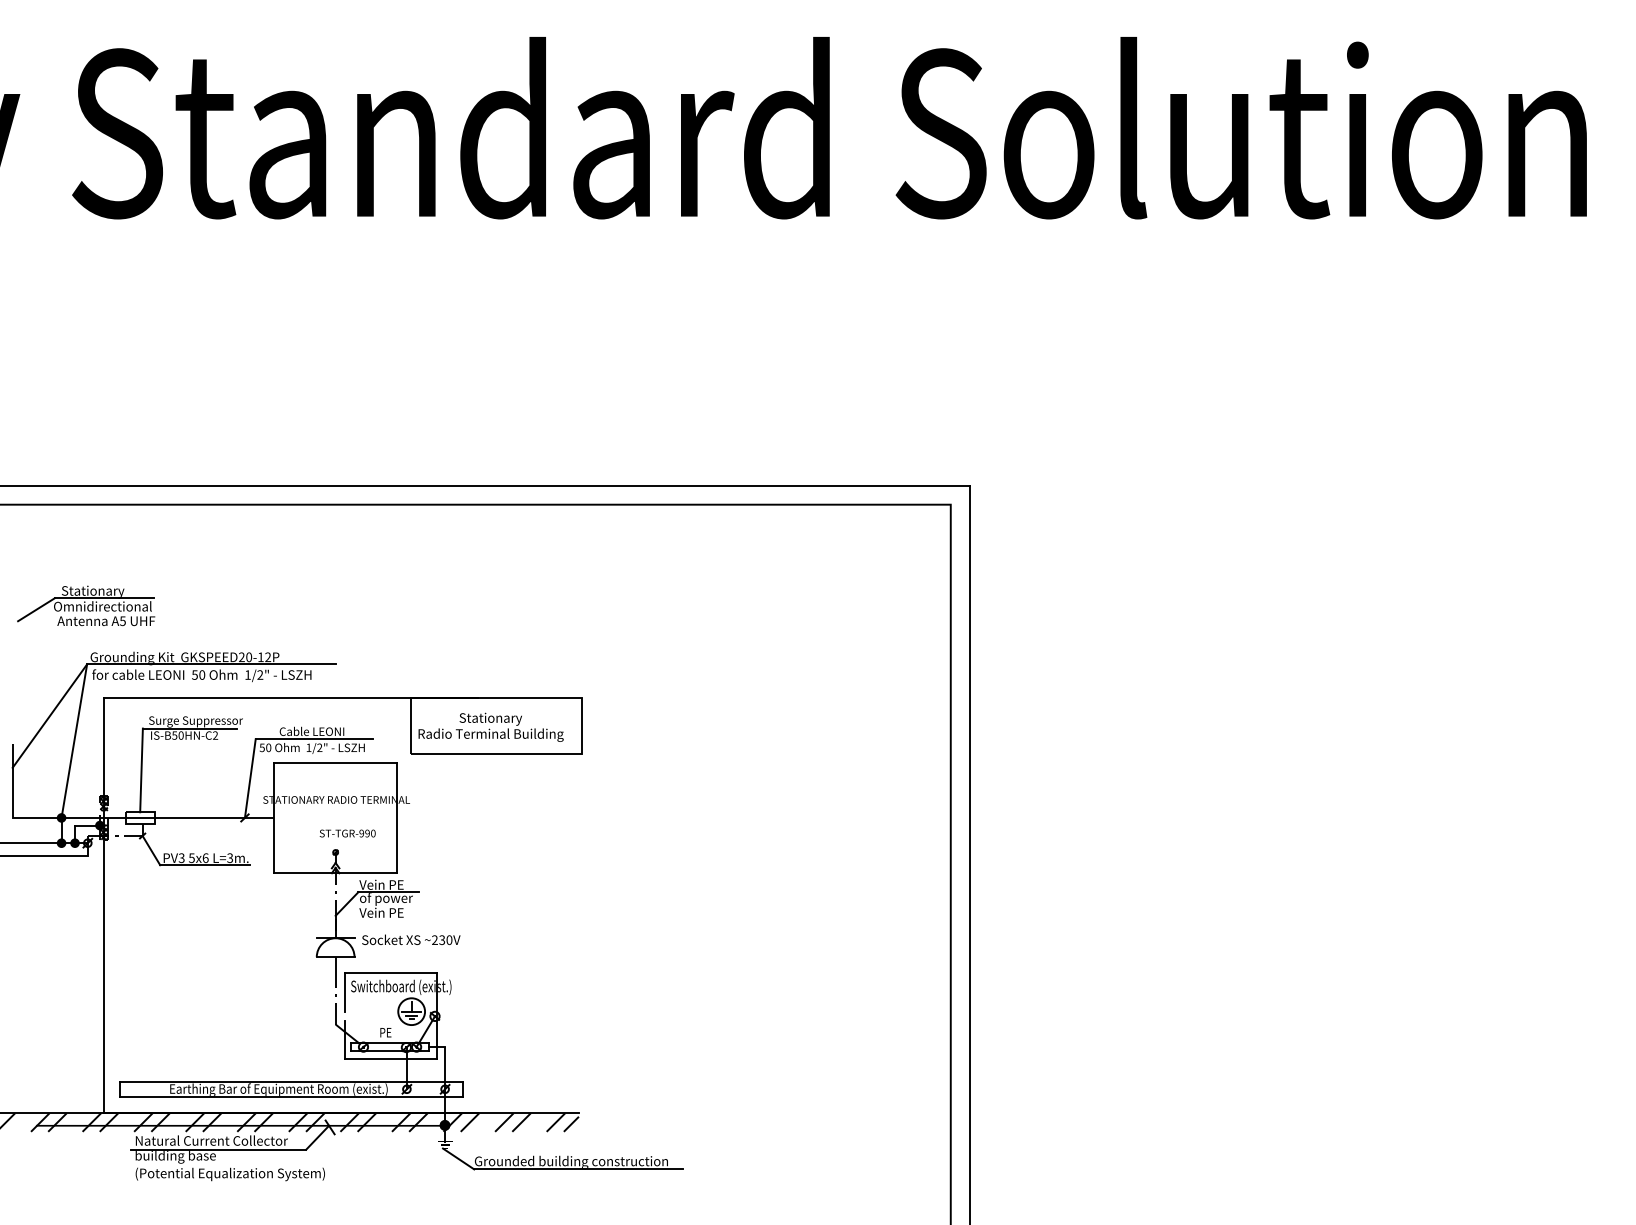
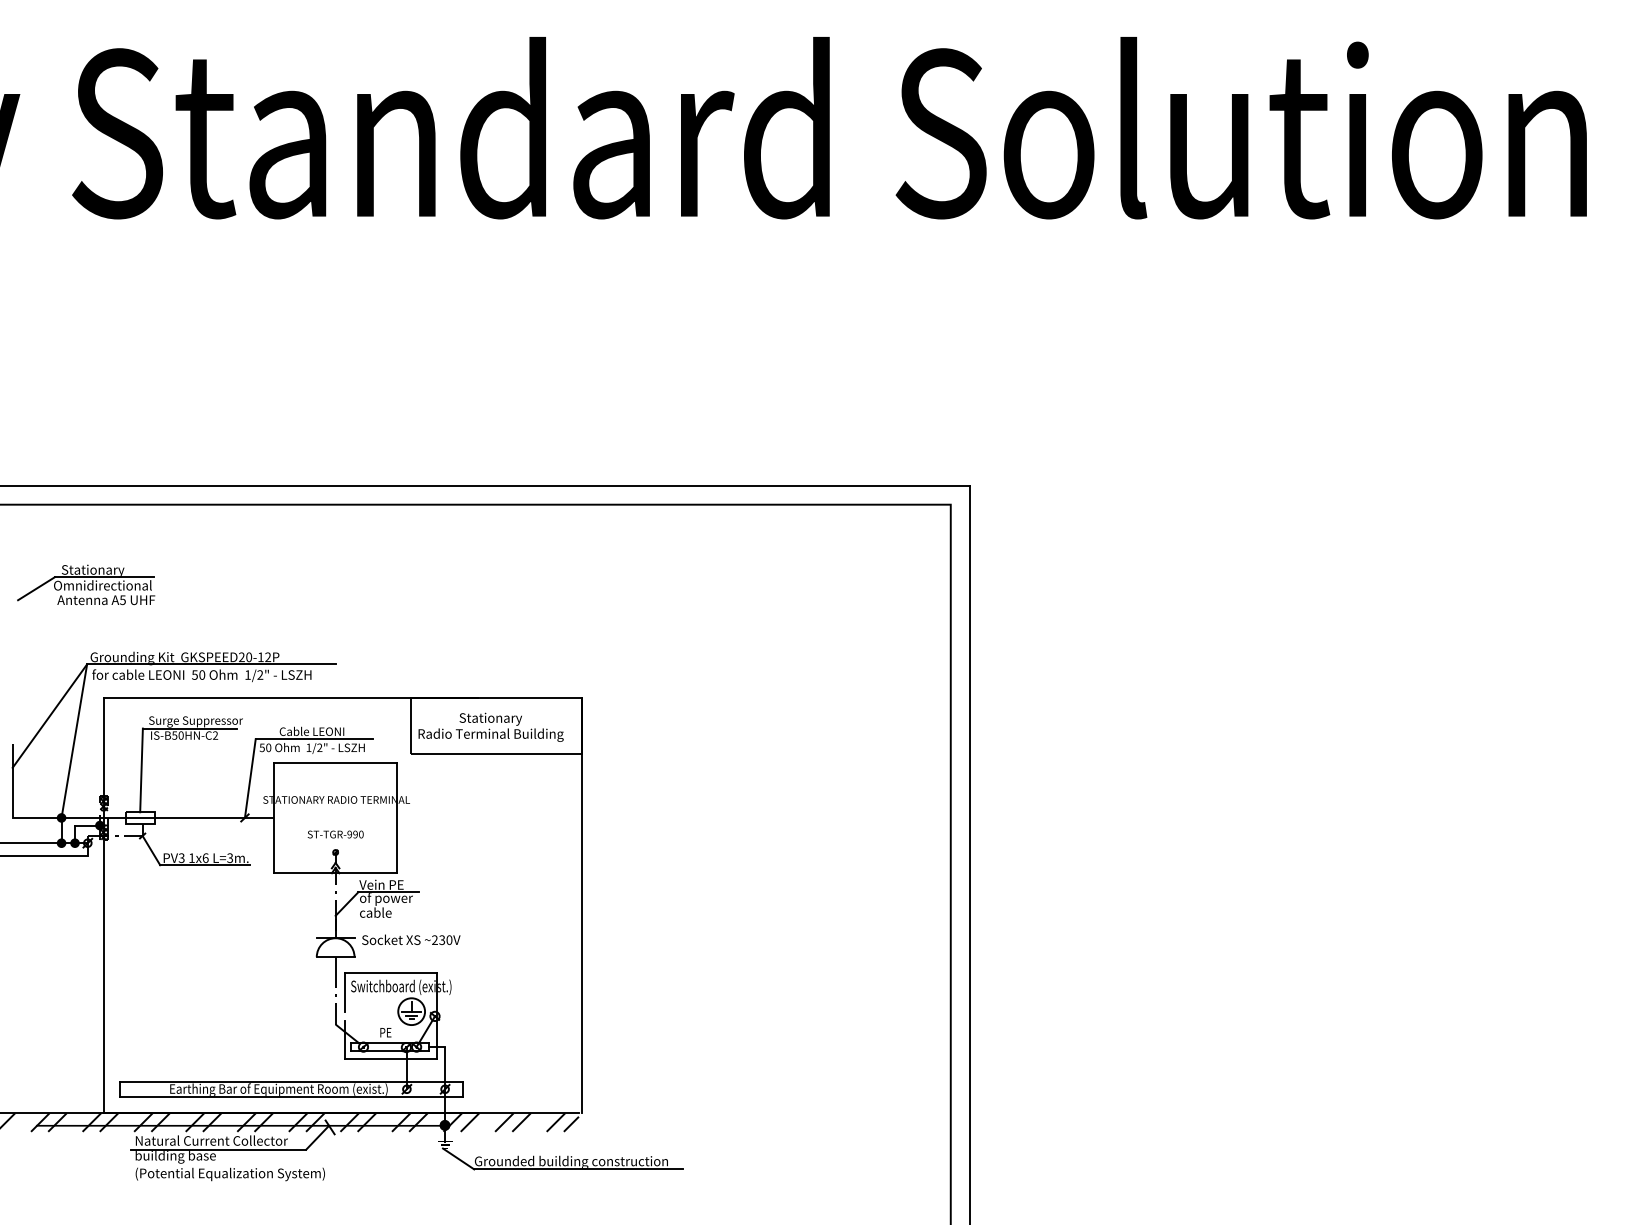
part position: (86, 605) -> (86, 584) (86, 584)
text position: (347, 833) -> (335, 834) (335, 834)
text: 5x6 -> 1x6 (191, 858)
line: none -> present (581, 905)
text: Vein PE -> cable (381, 912)
